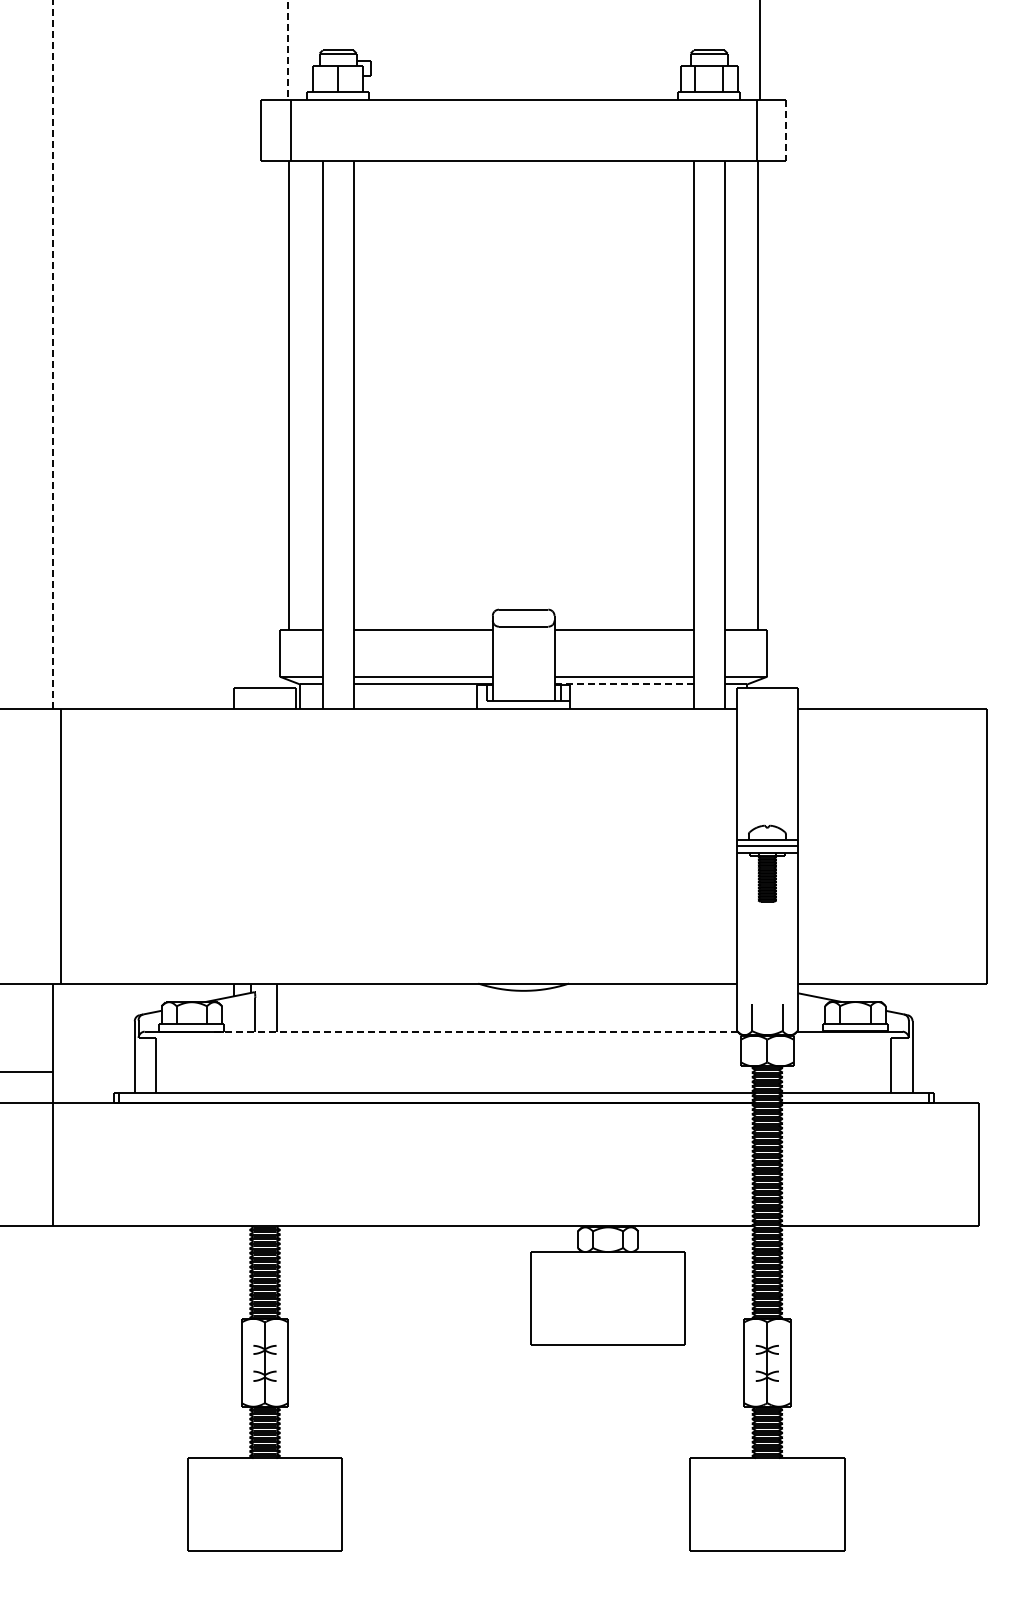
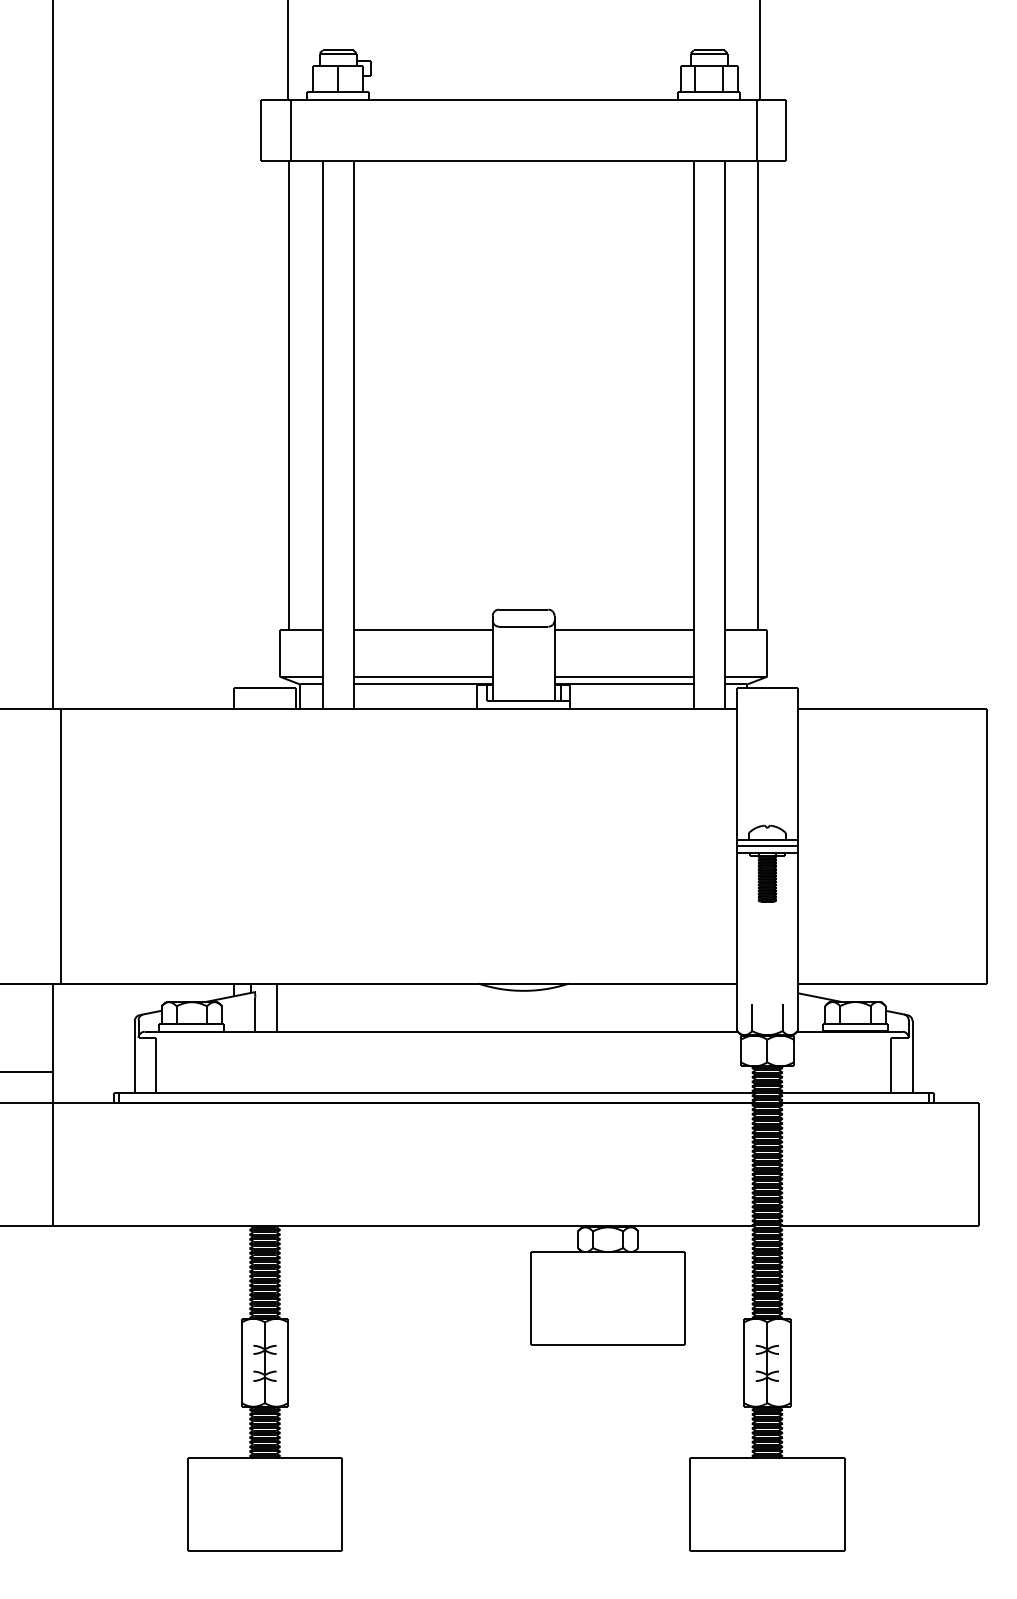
line: dashed -> solid (287, 50)
line: dashed -> solid (786, 130)
line: dashed -> solid (52, 354)
line: dashed -> solid (624, 684)
line: dashed -> solid (473, 1031)
